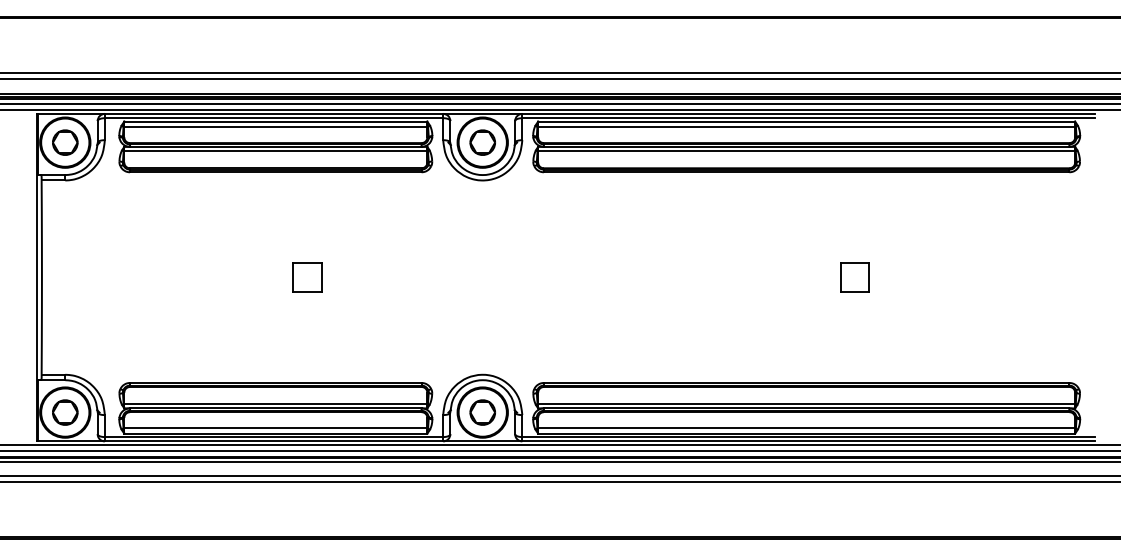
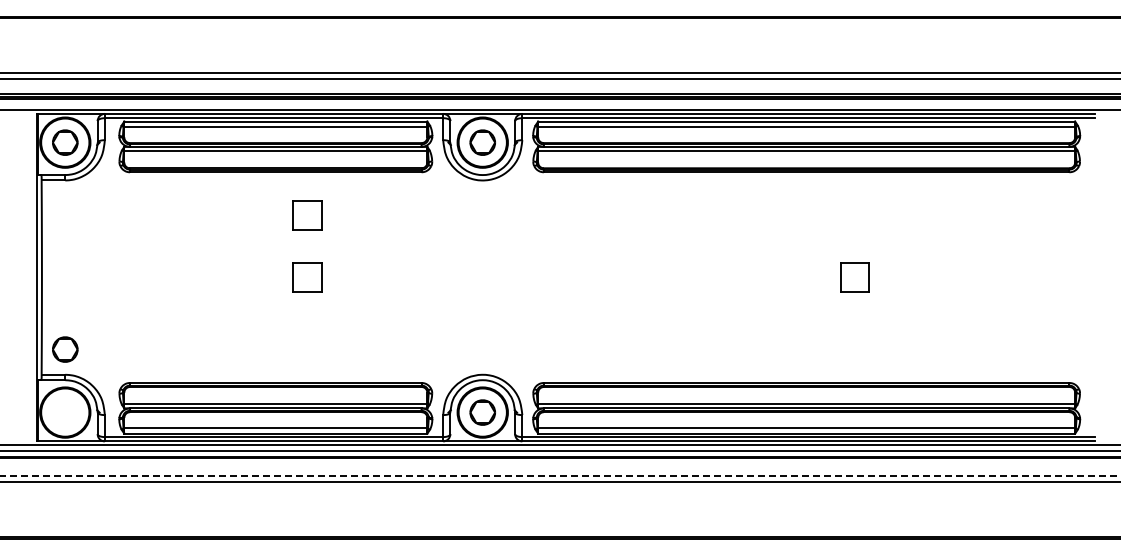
line: present -> none (559, 104)
part: none -> present (307, 215)
part position: (65, 412) -> (65, 349) (65, 349)
line: present -> none (559, 461)
line: solid -> dashed (559, 475)
